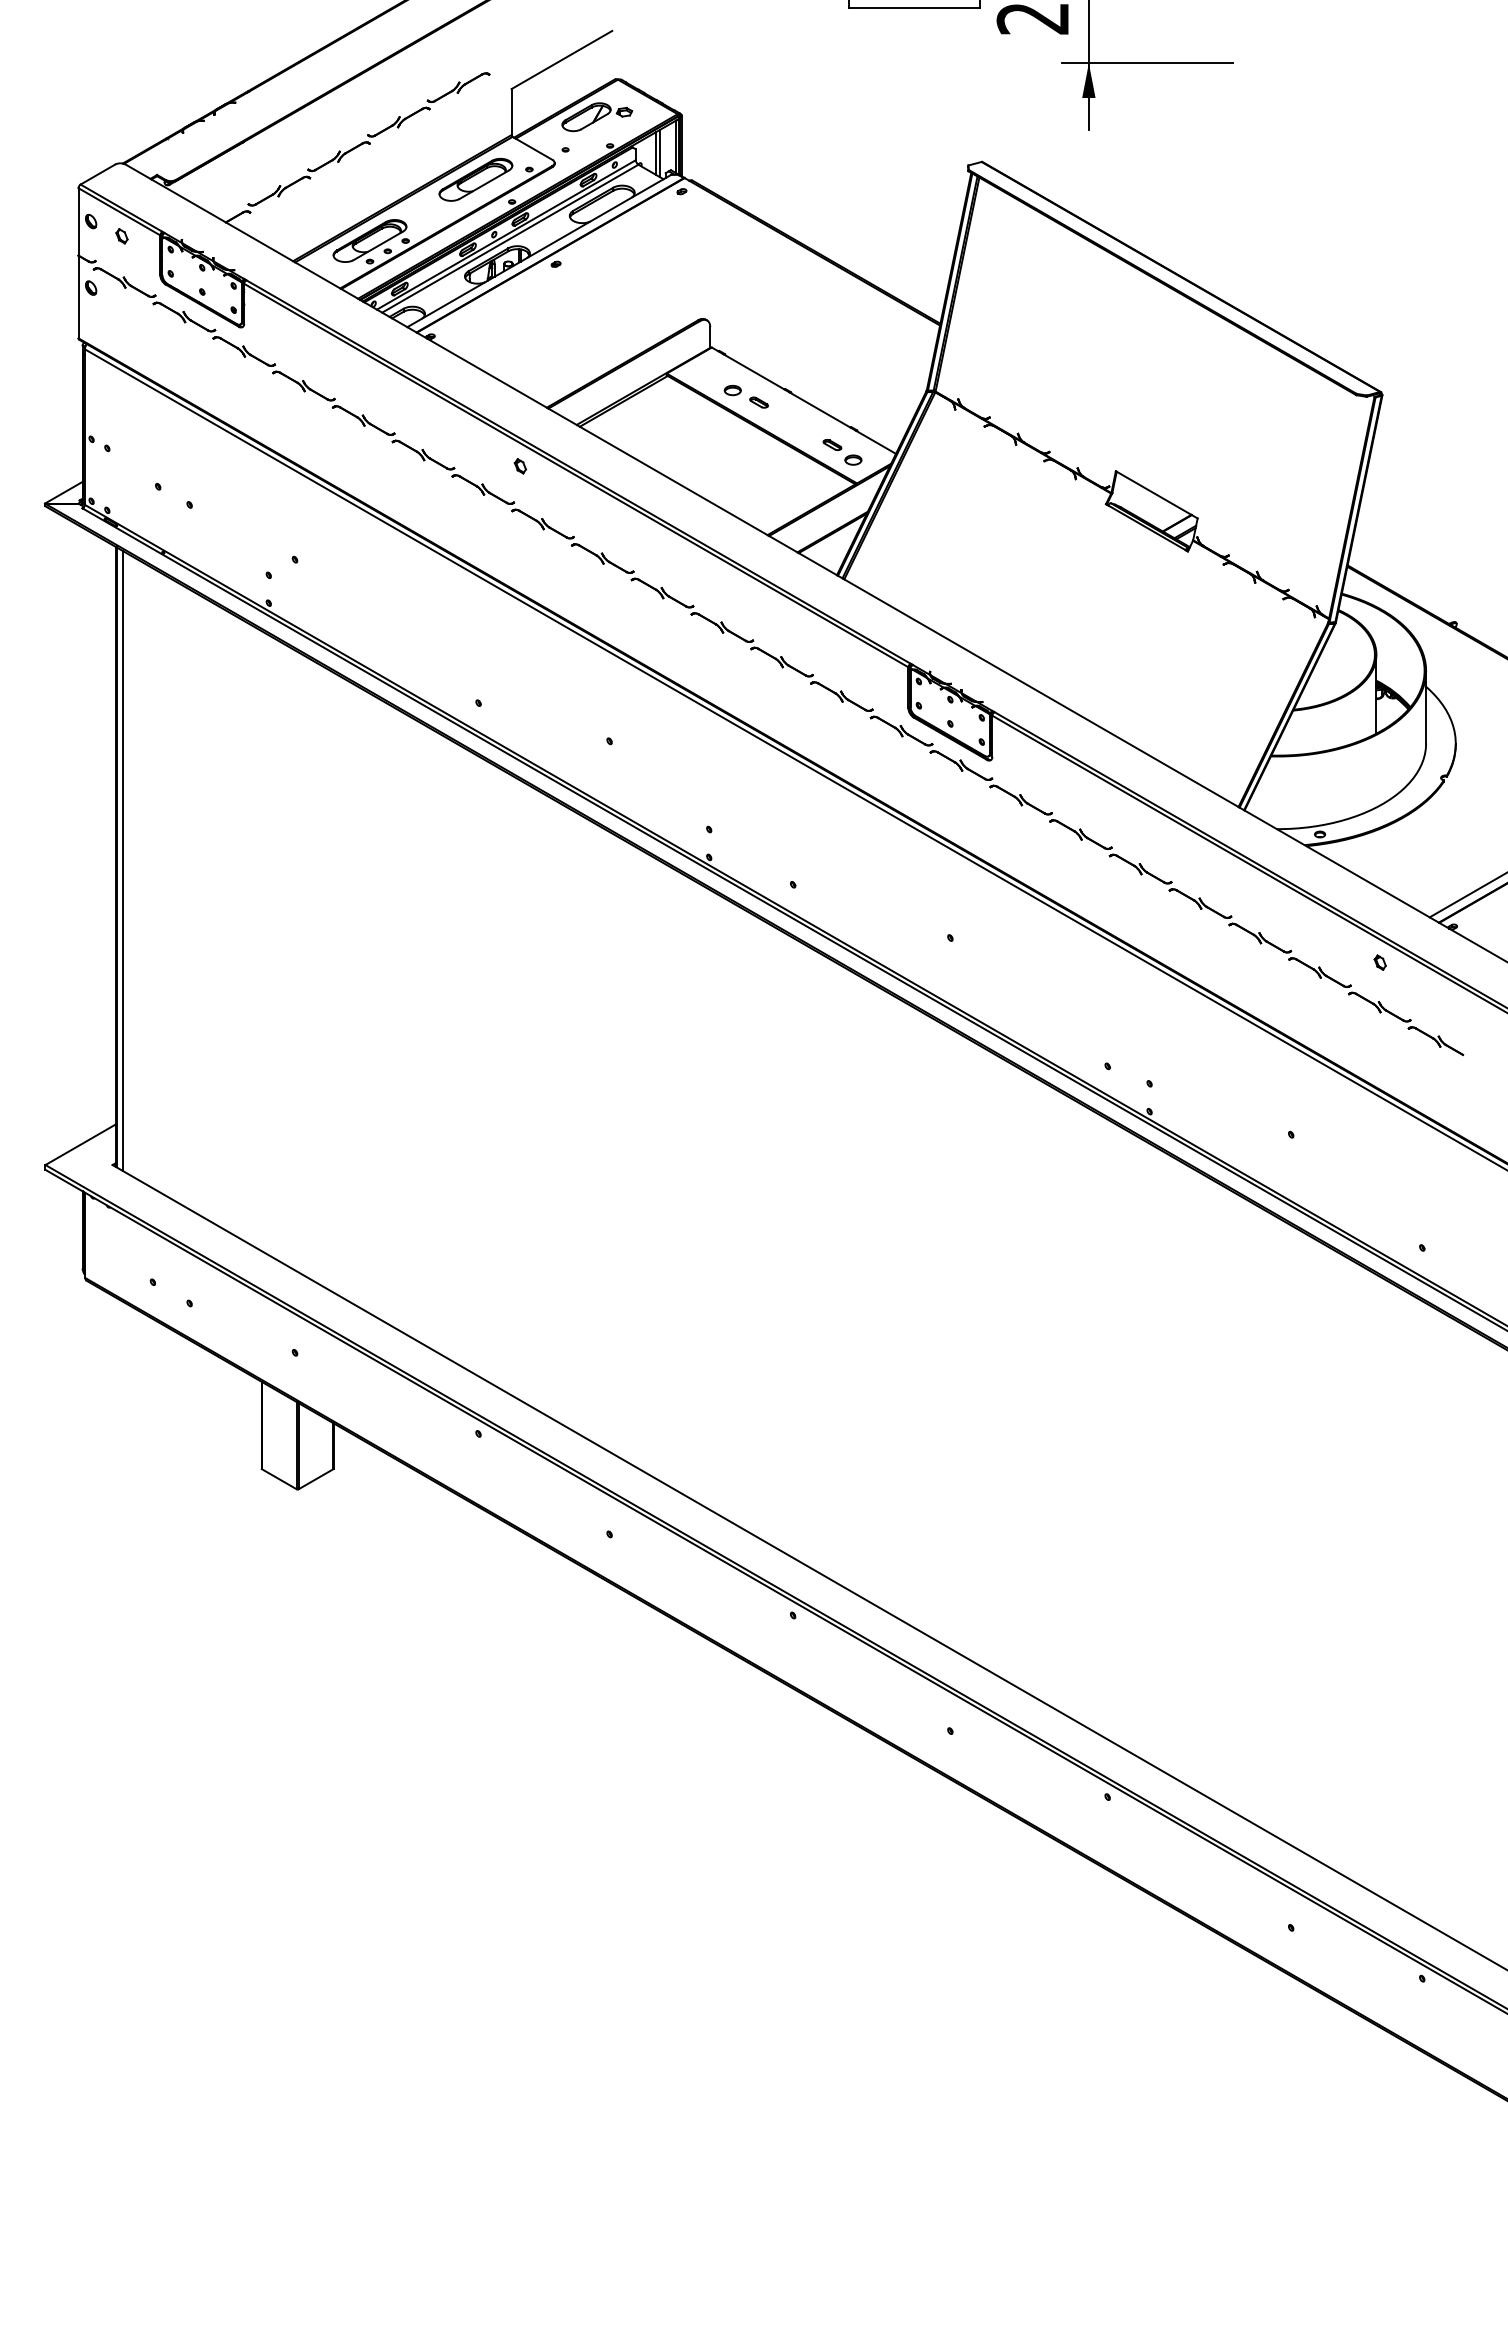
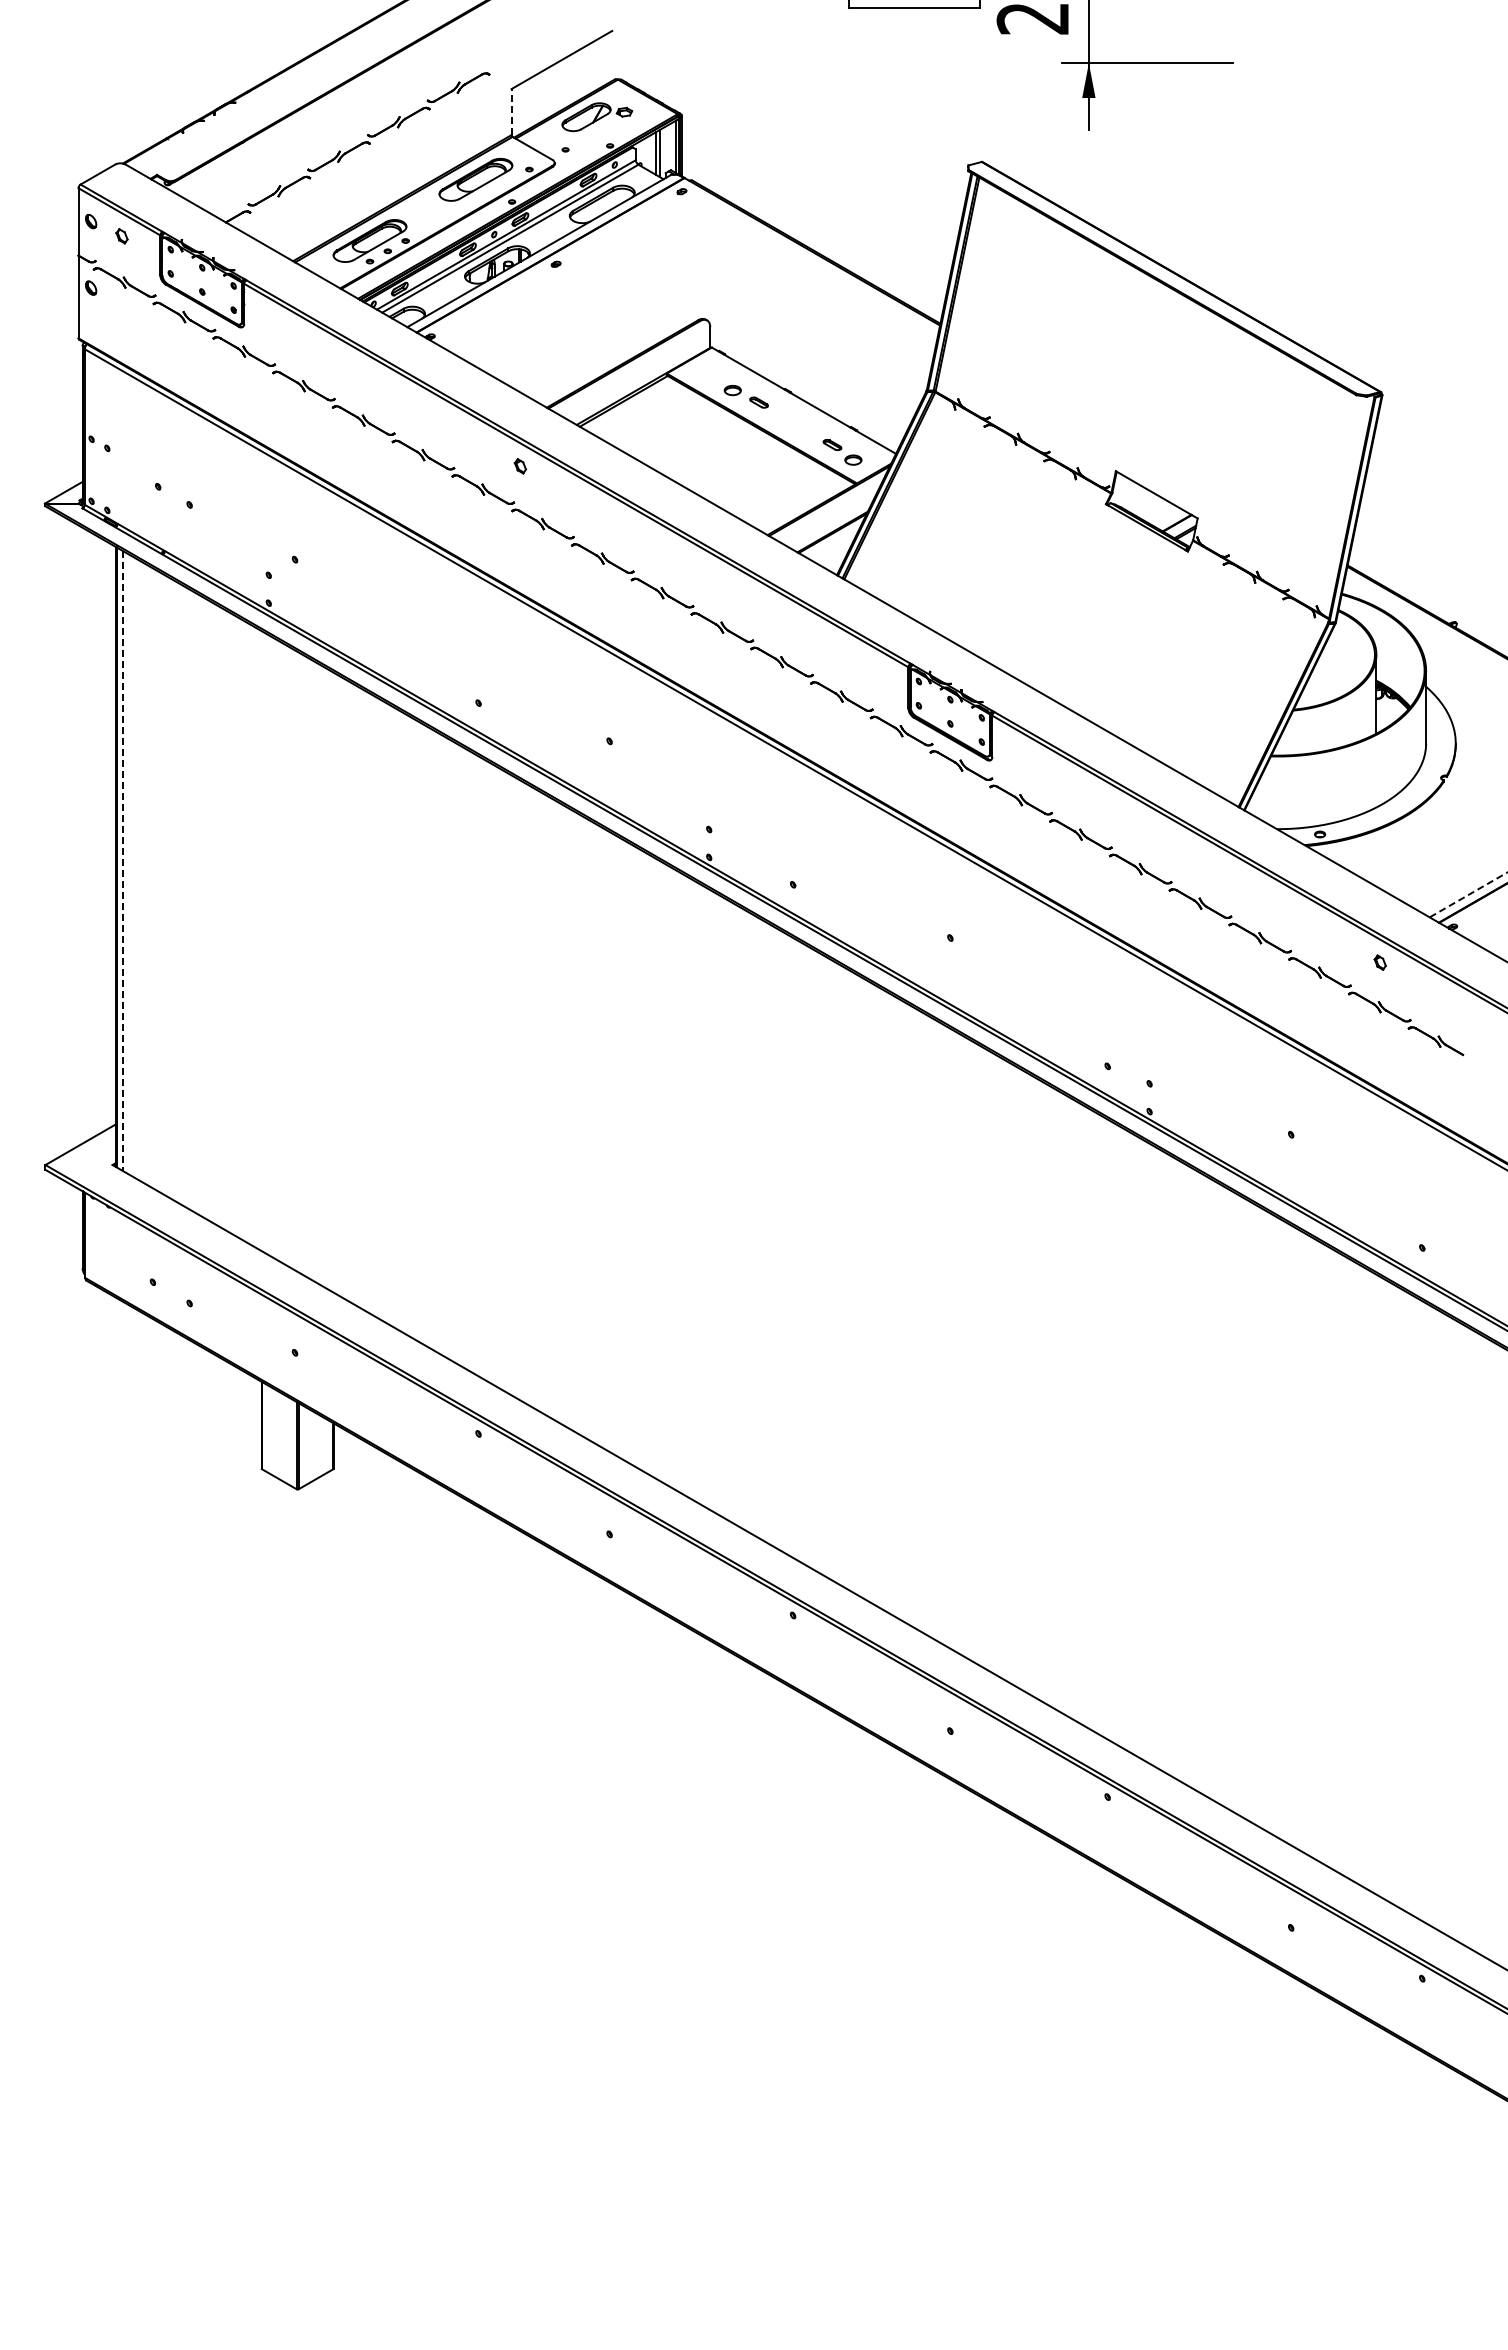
line: solid -> dashed (511, 112)
line: solid -> dashed (123, 861)
line: solid -> dashed (1468, 894)
